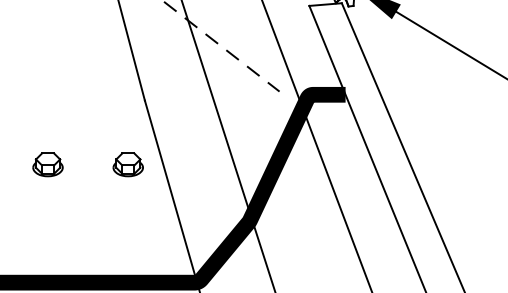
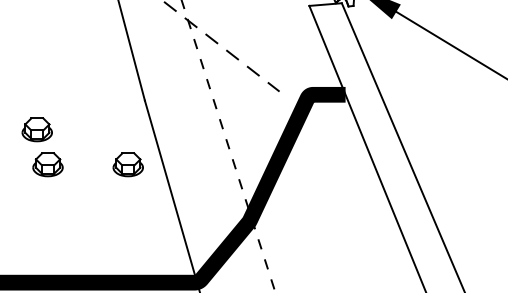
part: none -> present (36, 129)
line: solid -> dashed (228, 145)
line: present -> none (316, 145)
